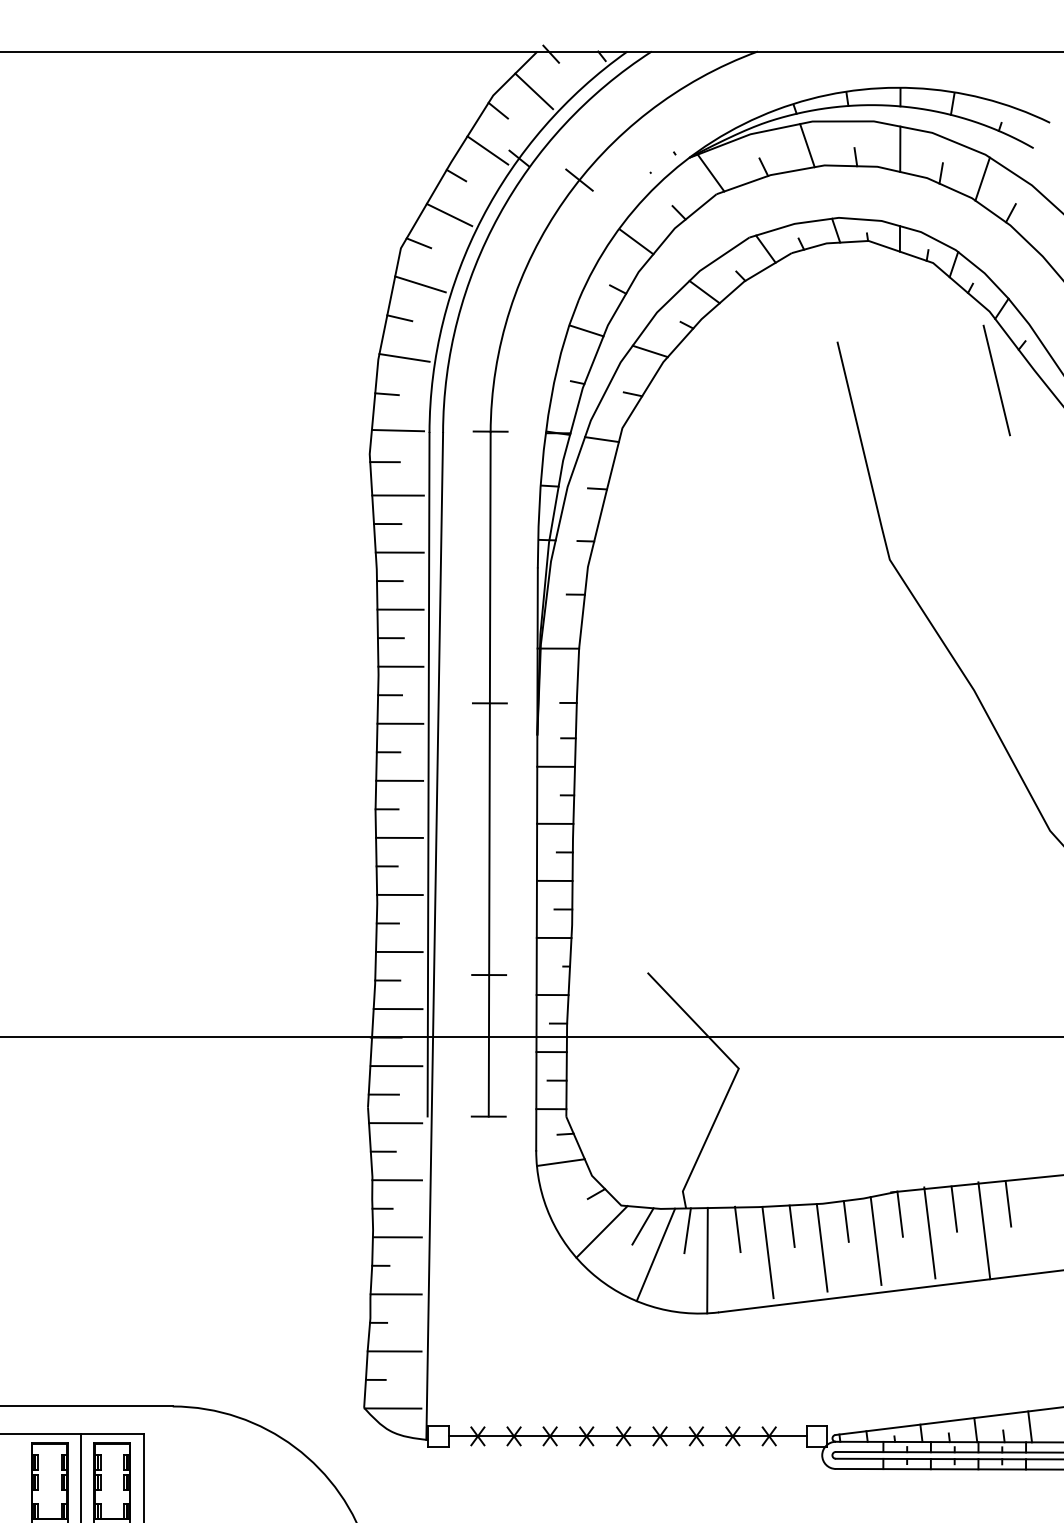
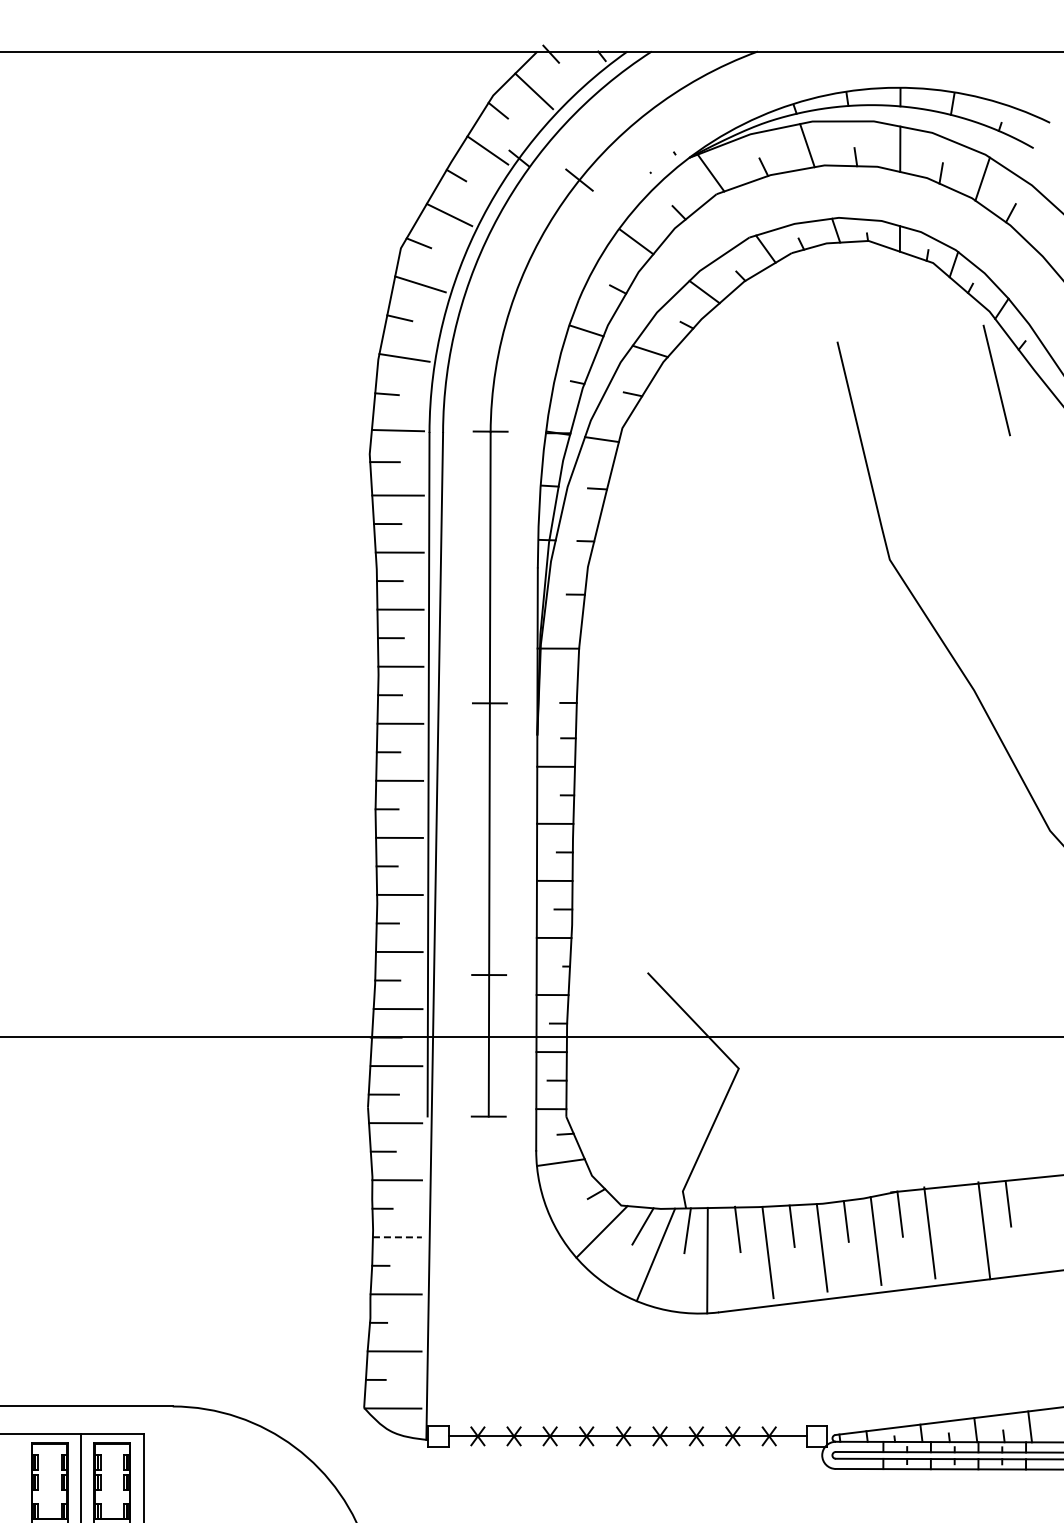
line: present -> none (954, 1208)
line: solid -> dashed (397, 1237)
